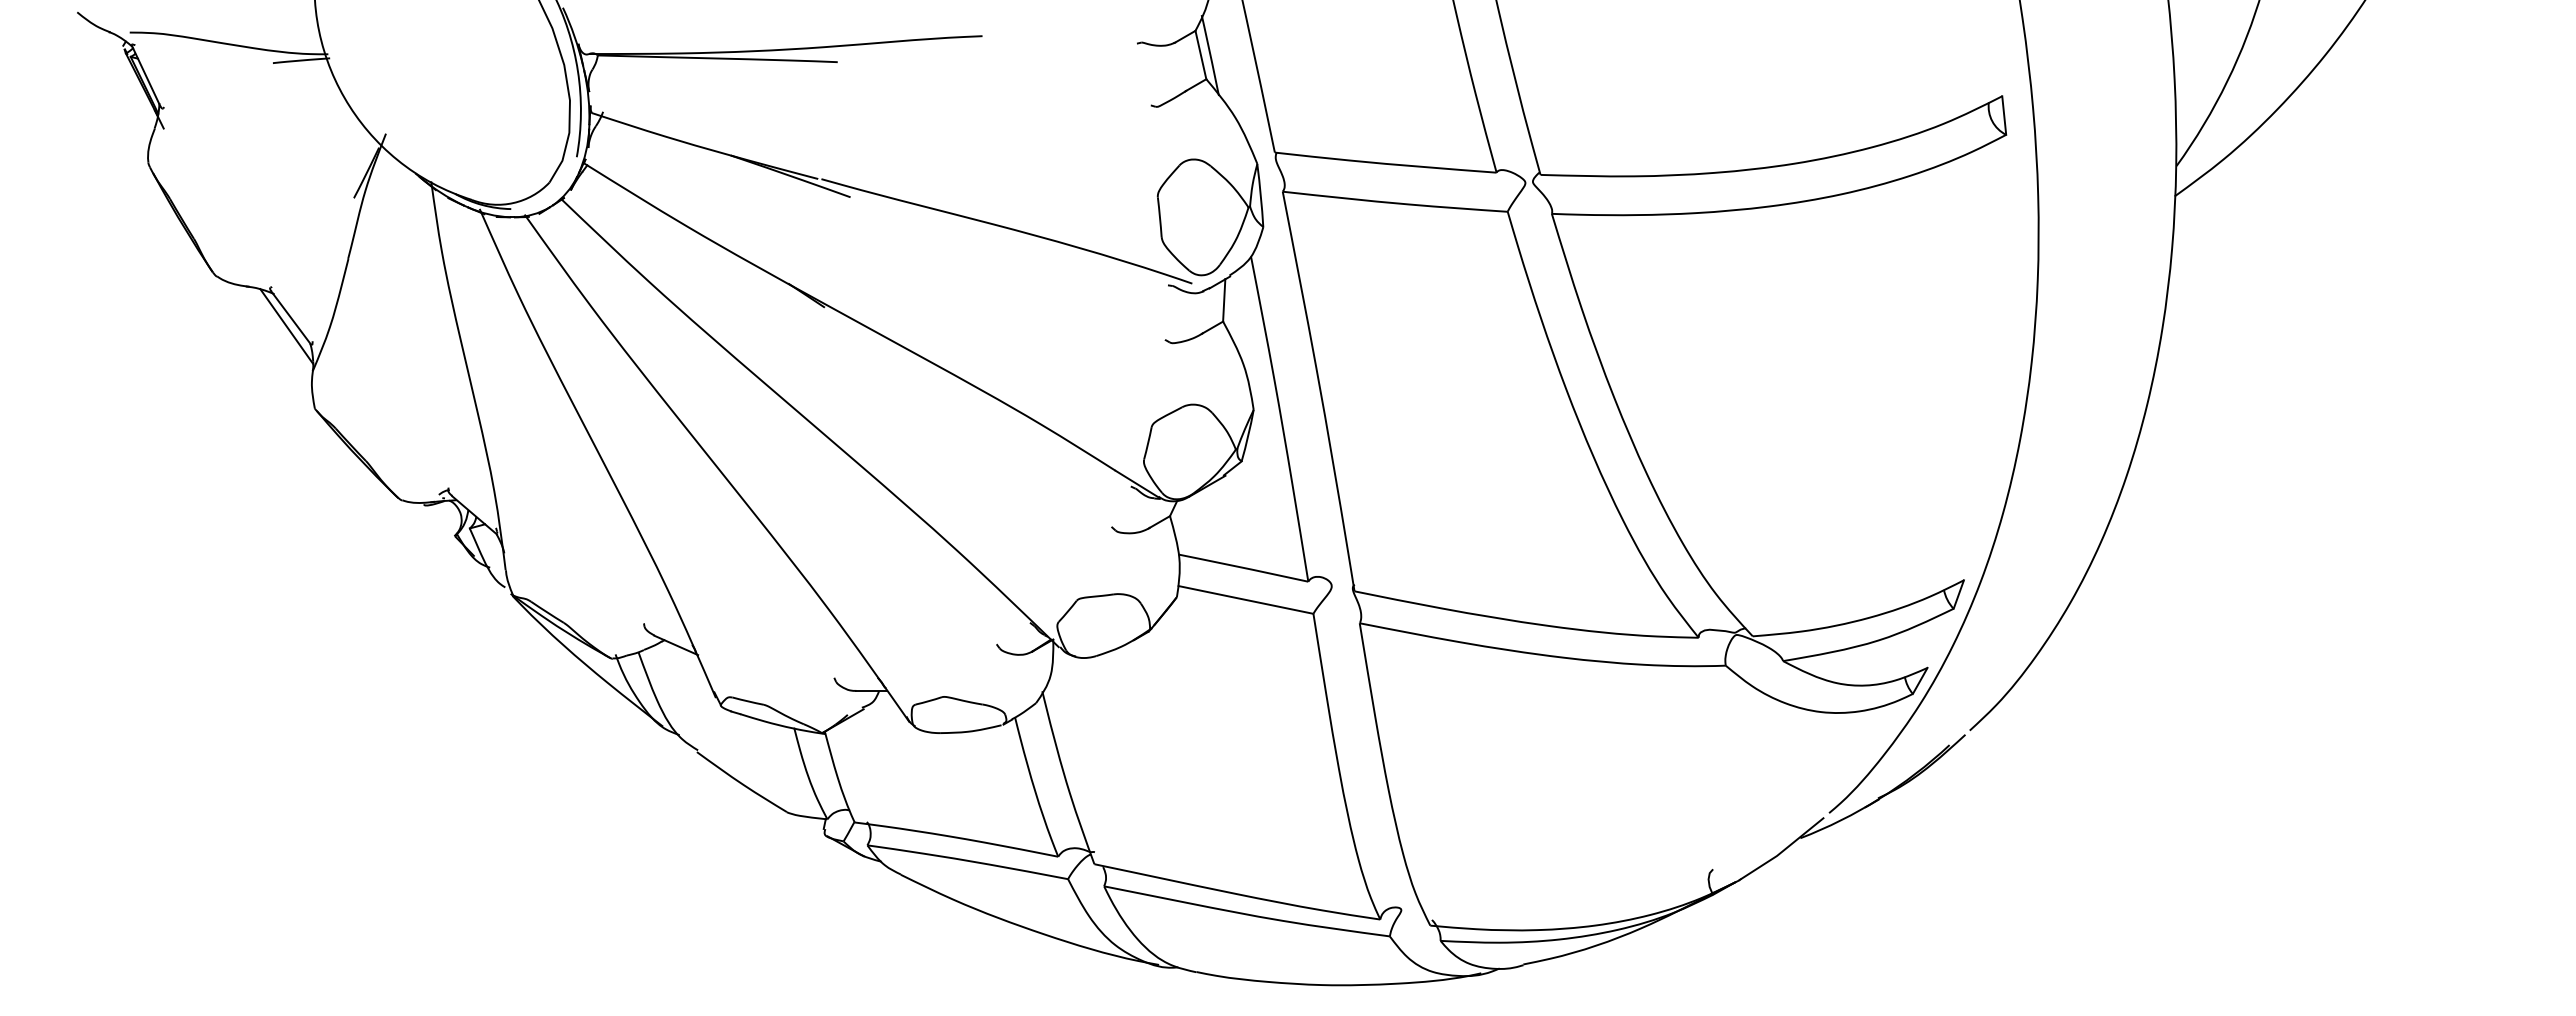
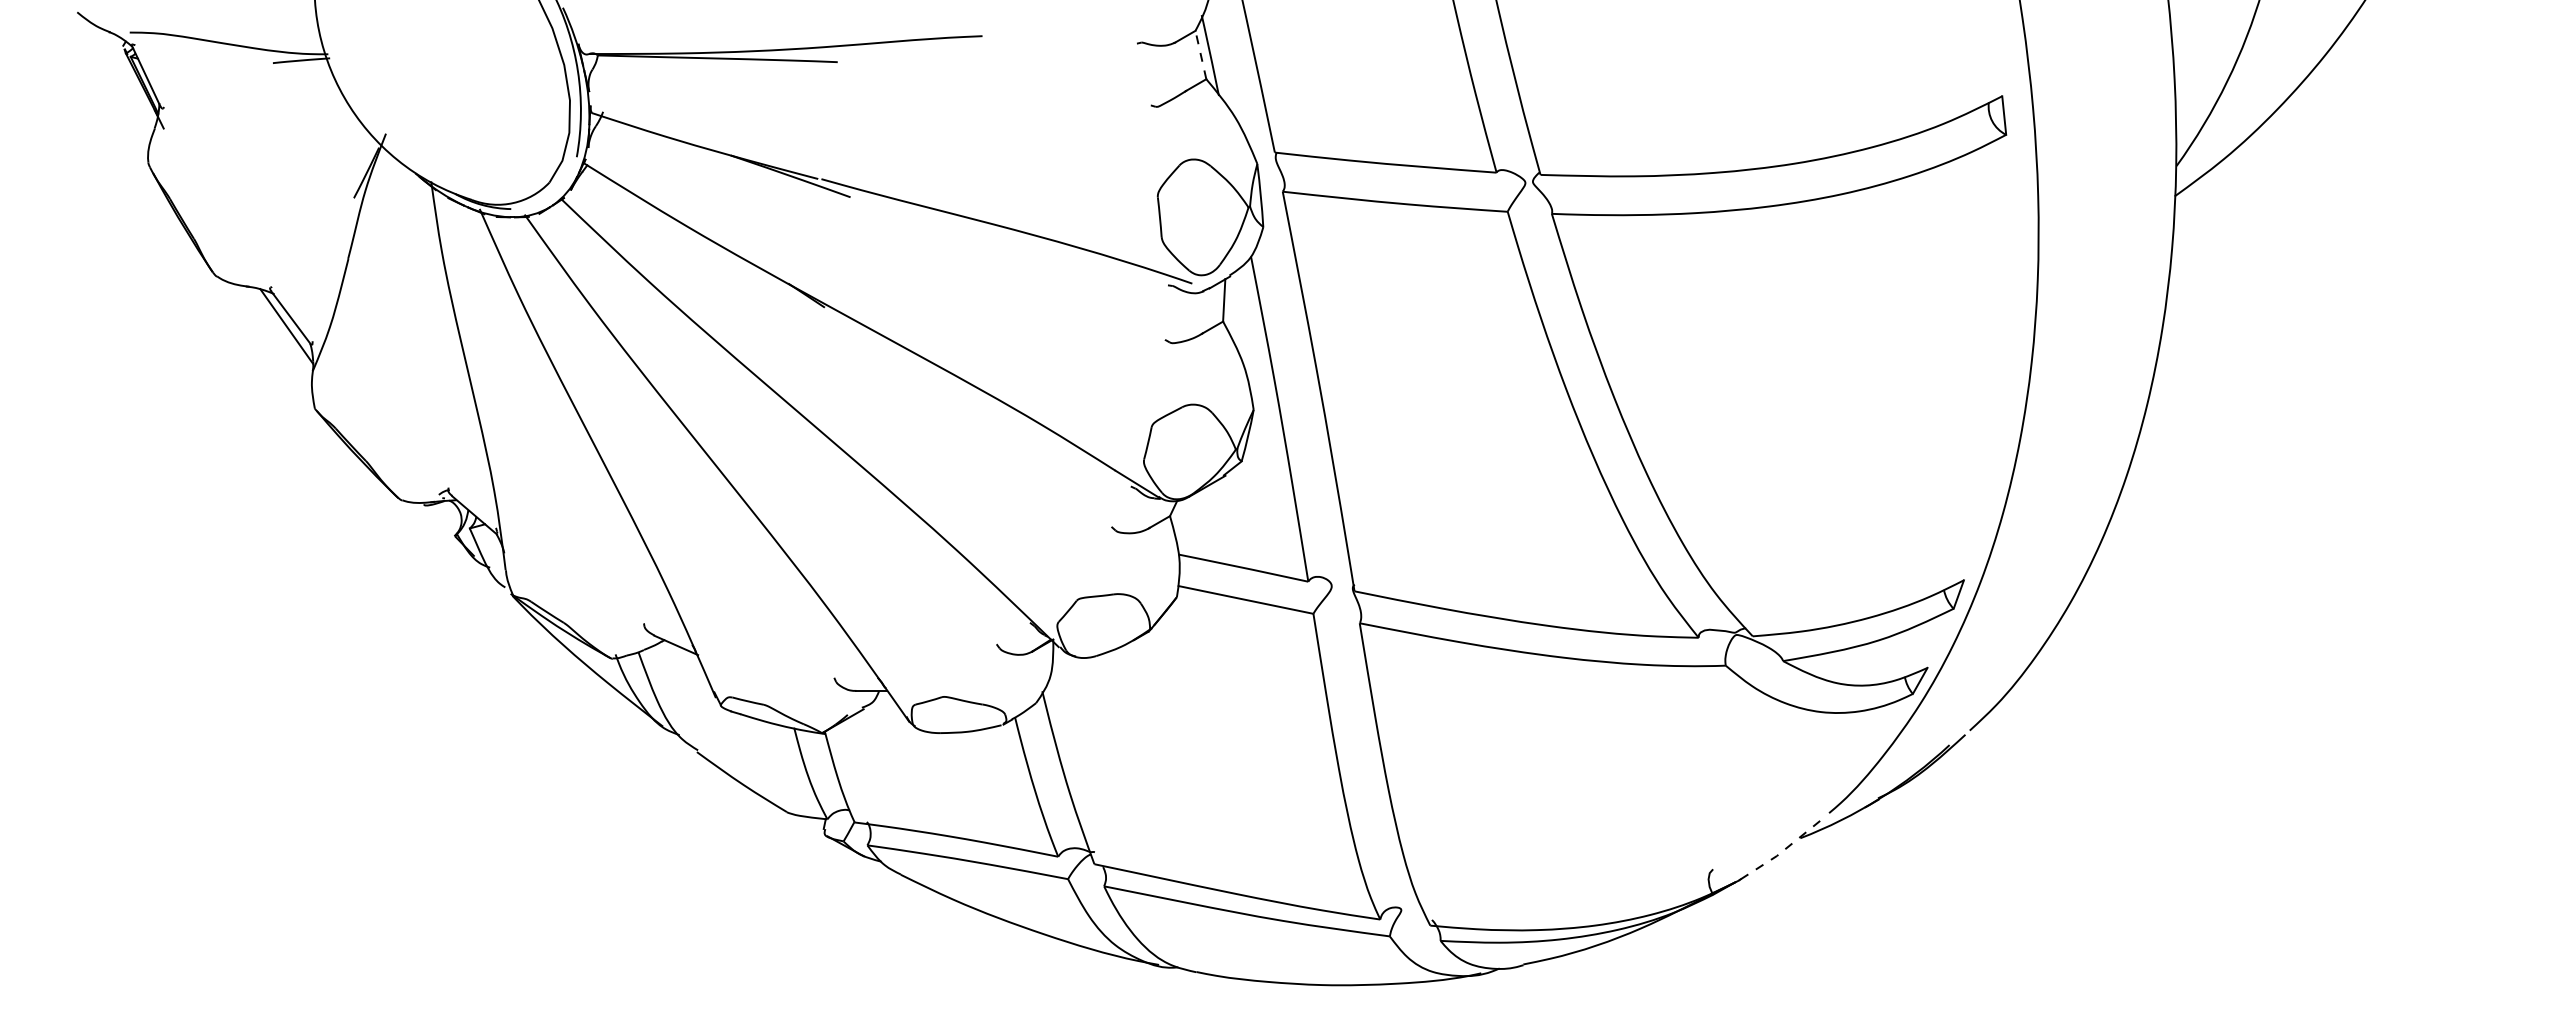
line: solid -> dashed (1200, 55)
line: solid -> dashed (1783, 850)
